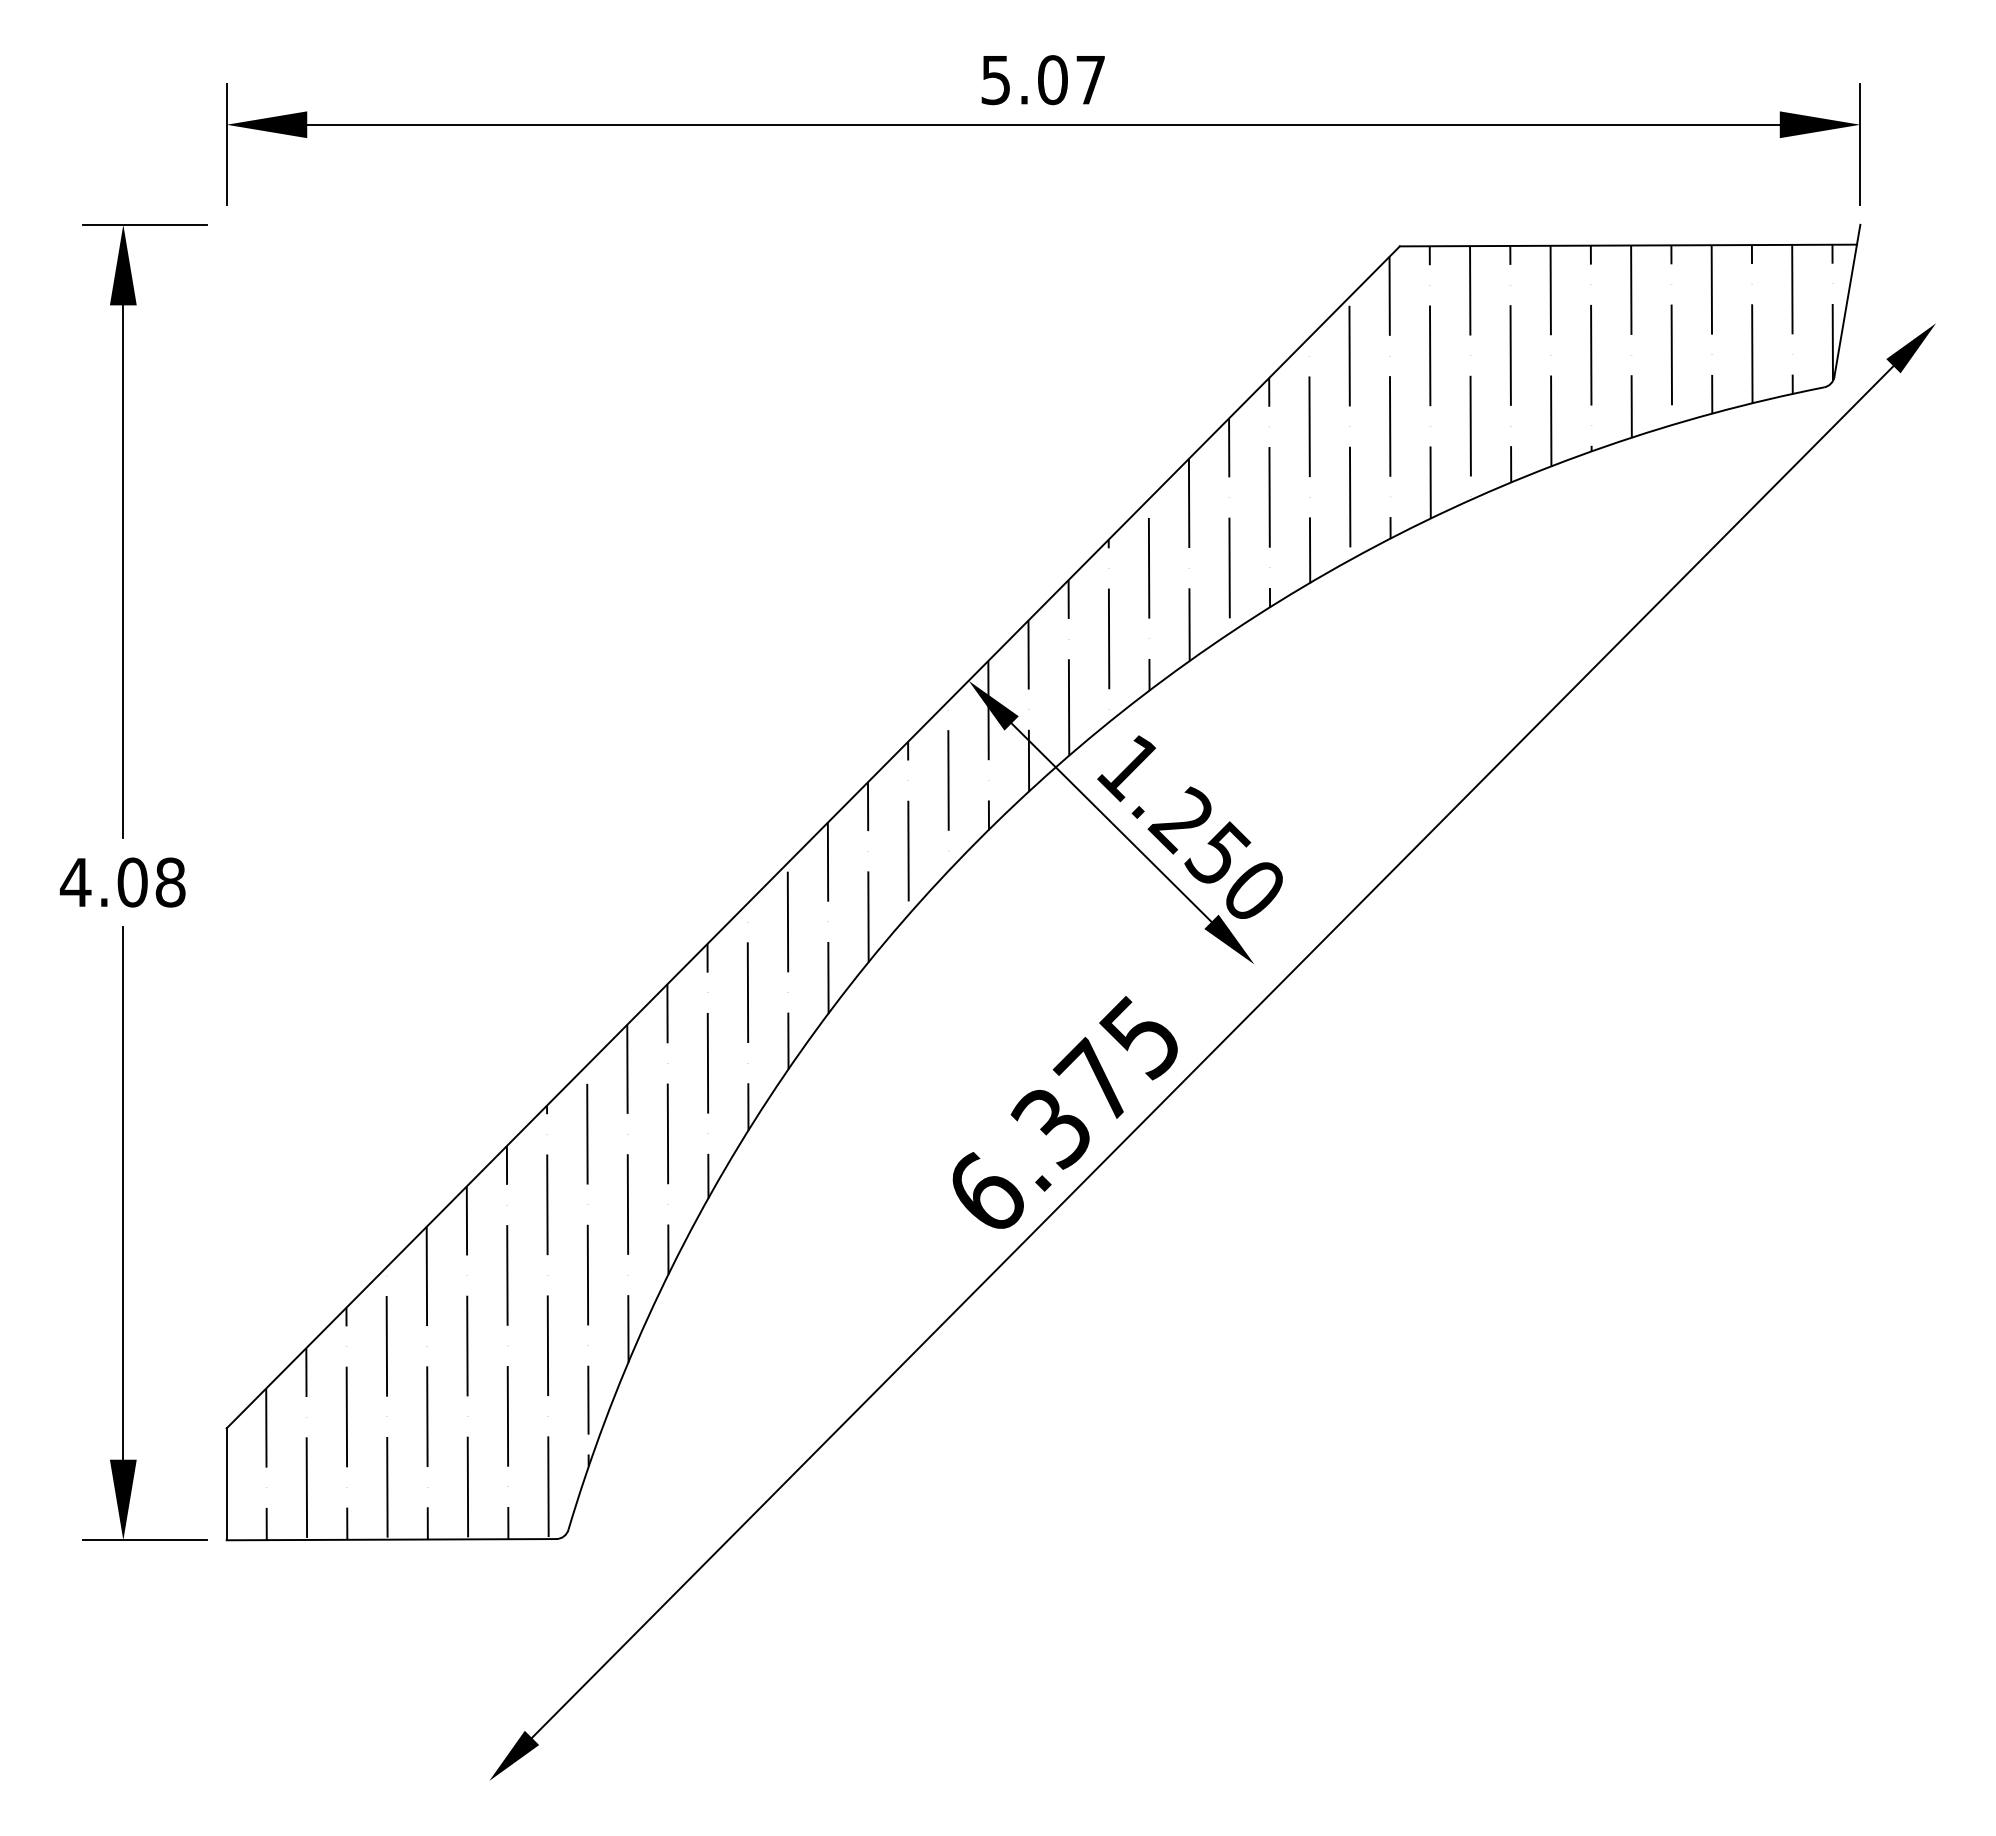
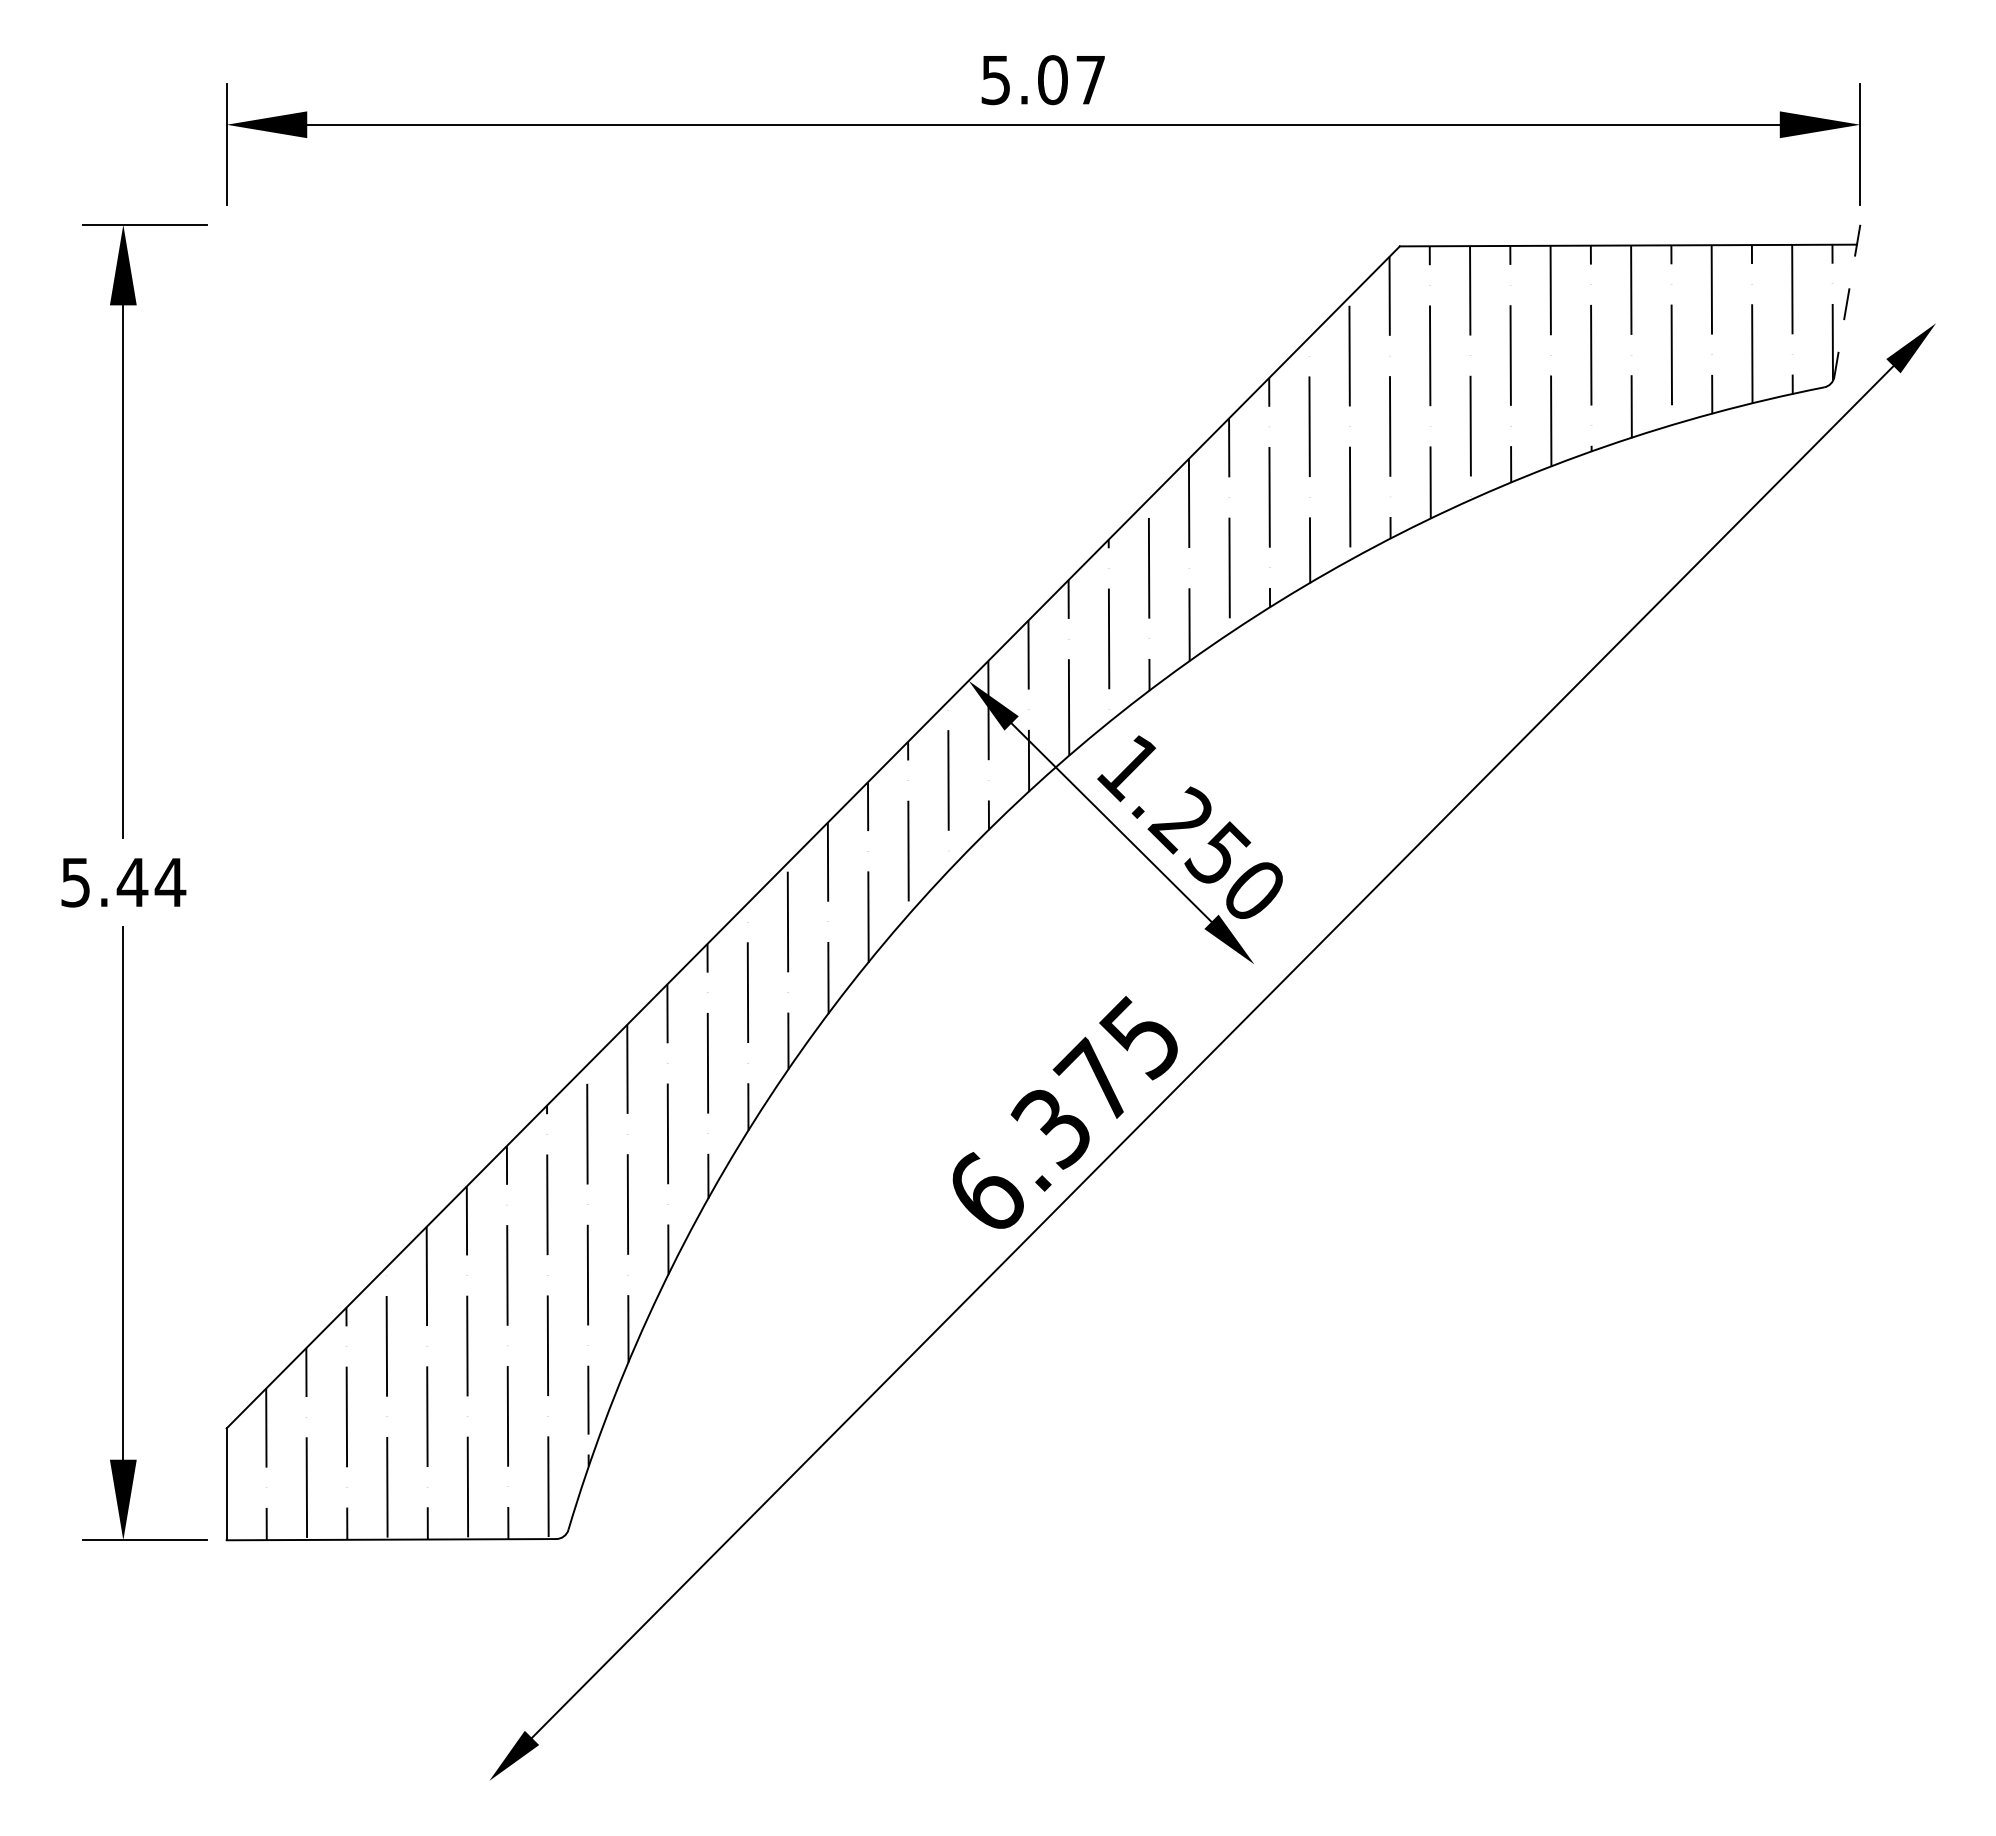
line: solid -> dashed (1847, 301)
text: 4.08 -> 5.44 (122, 882)
